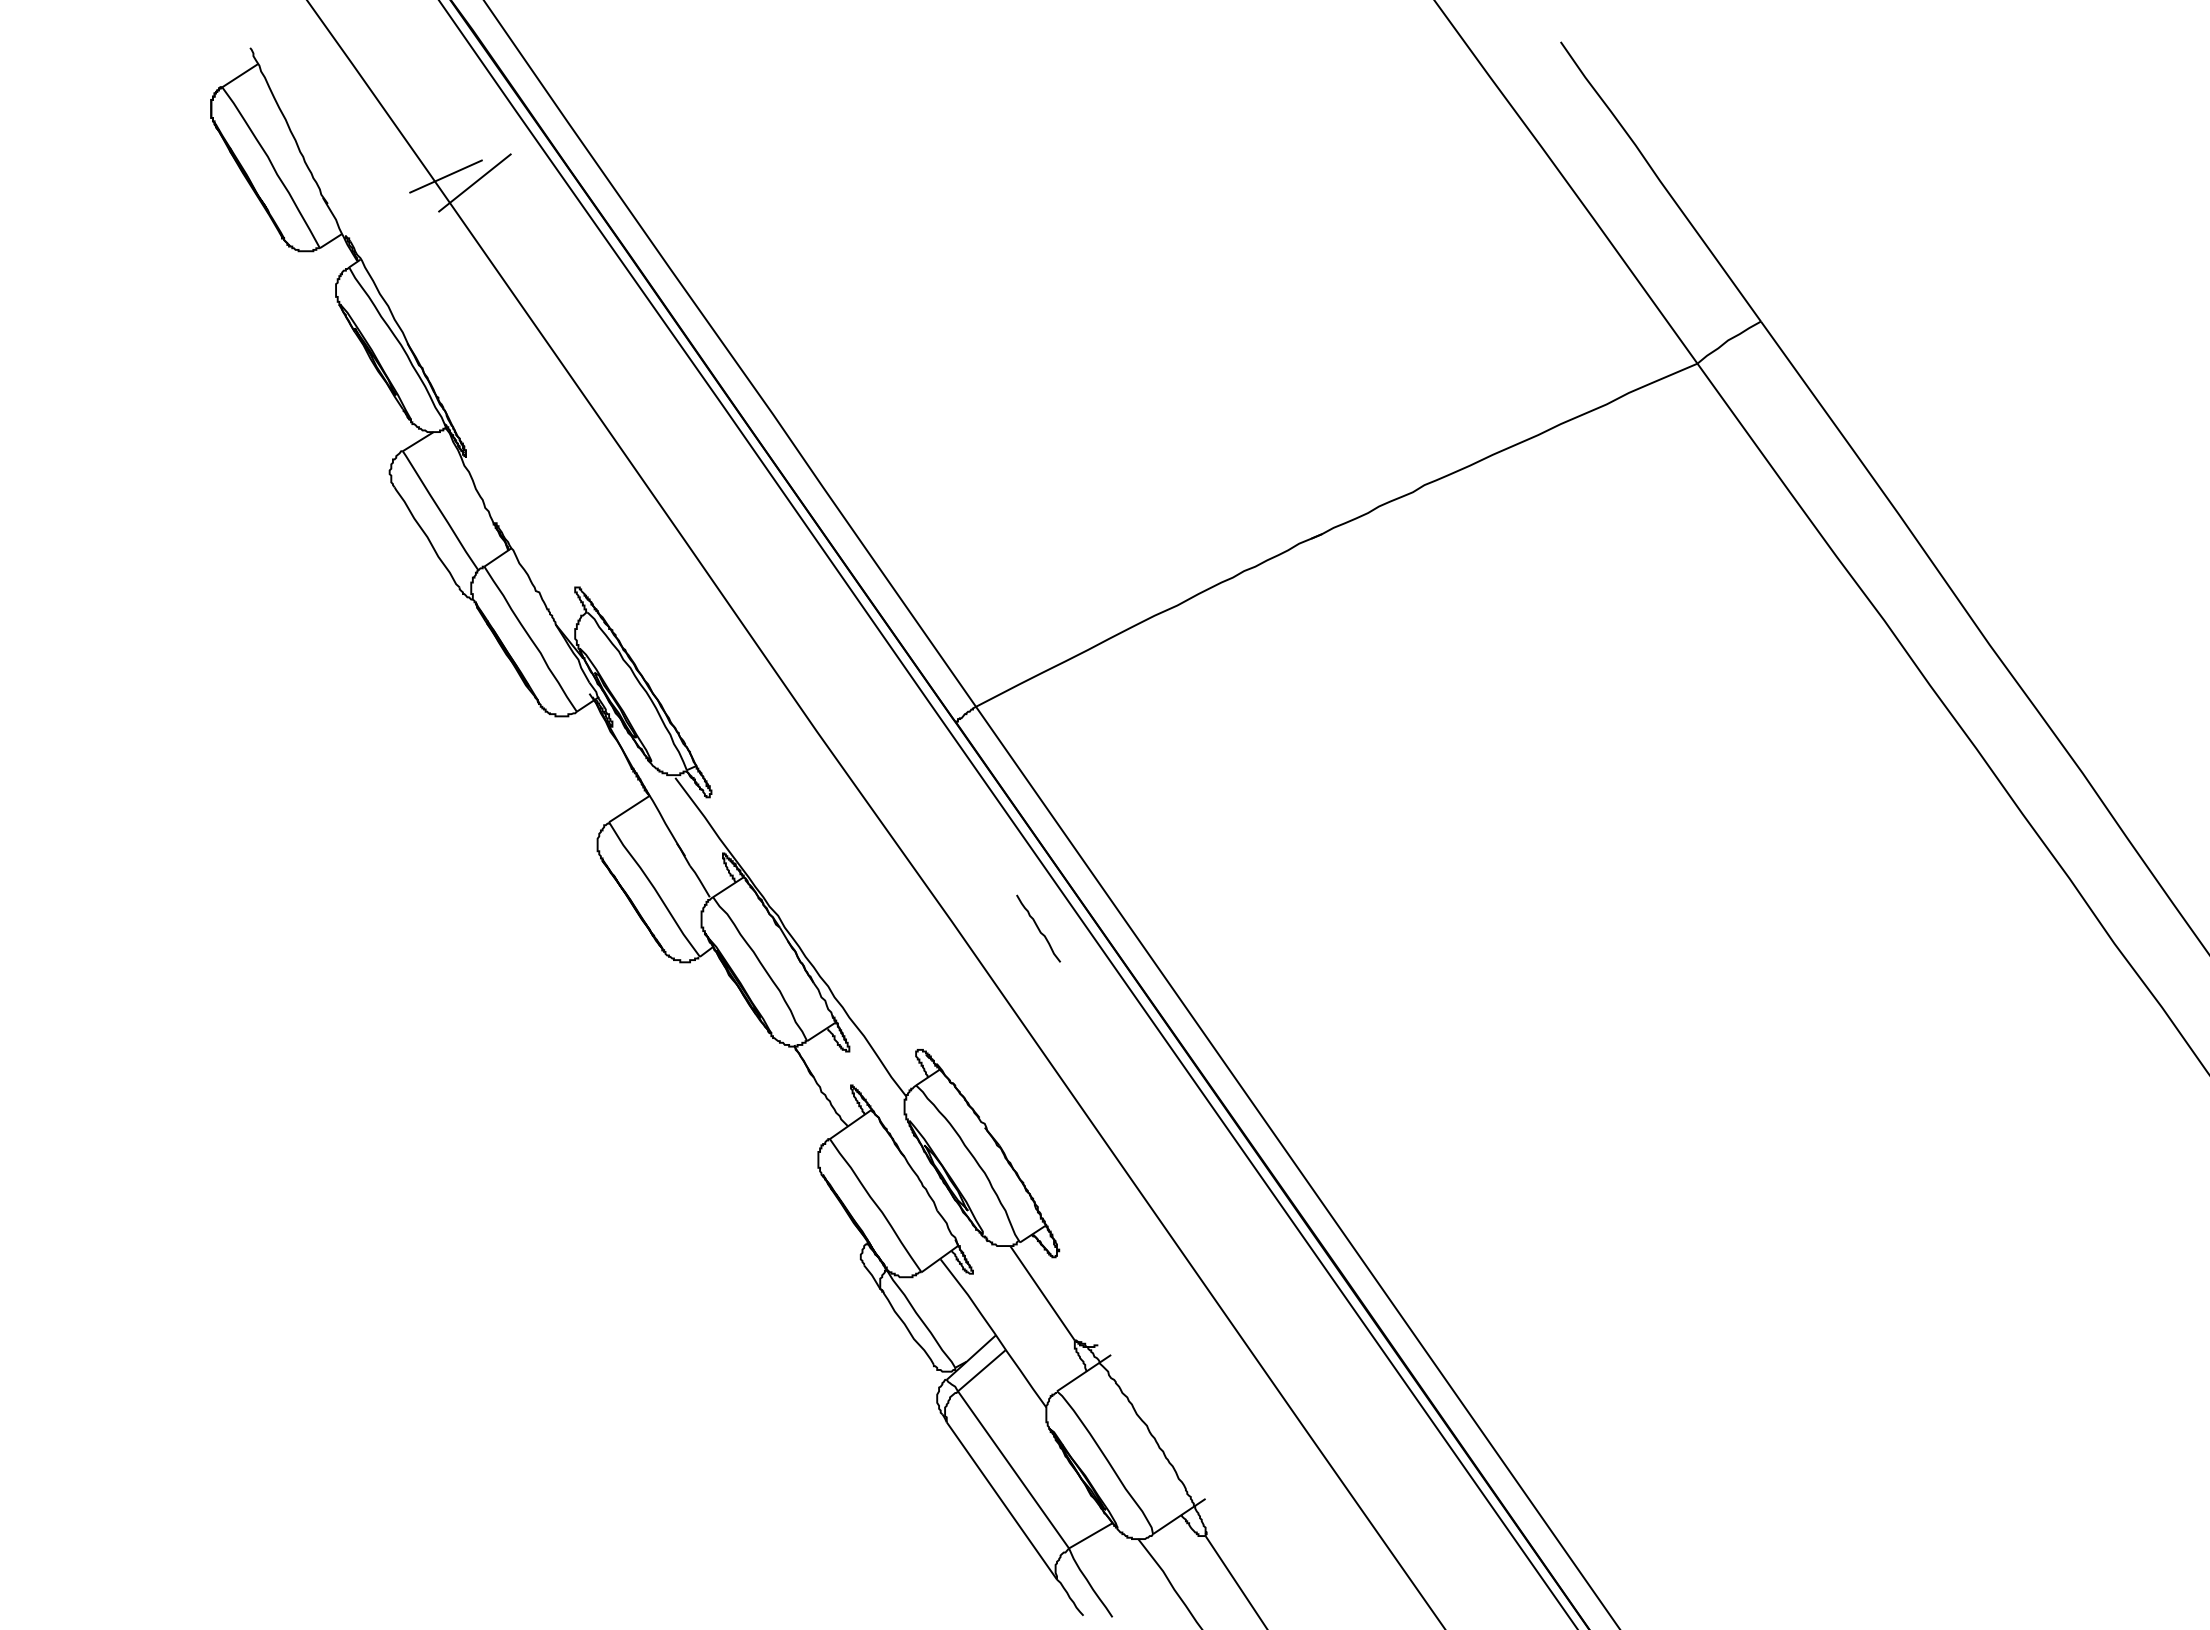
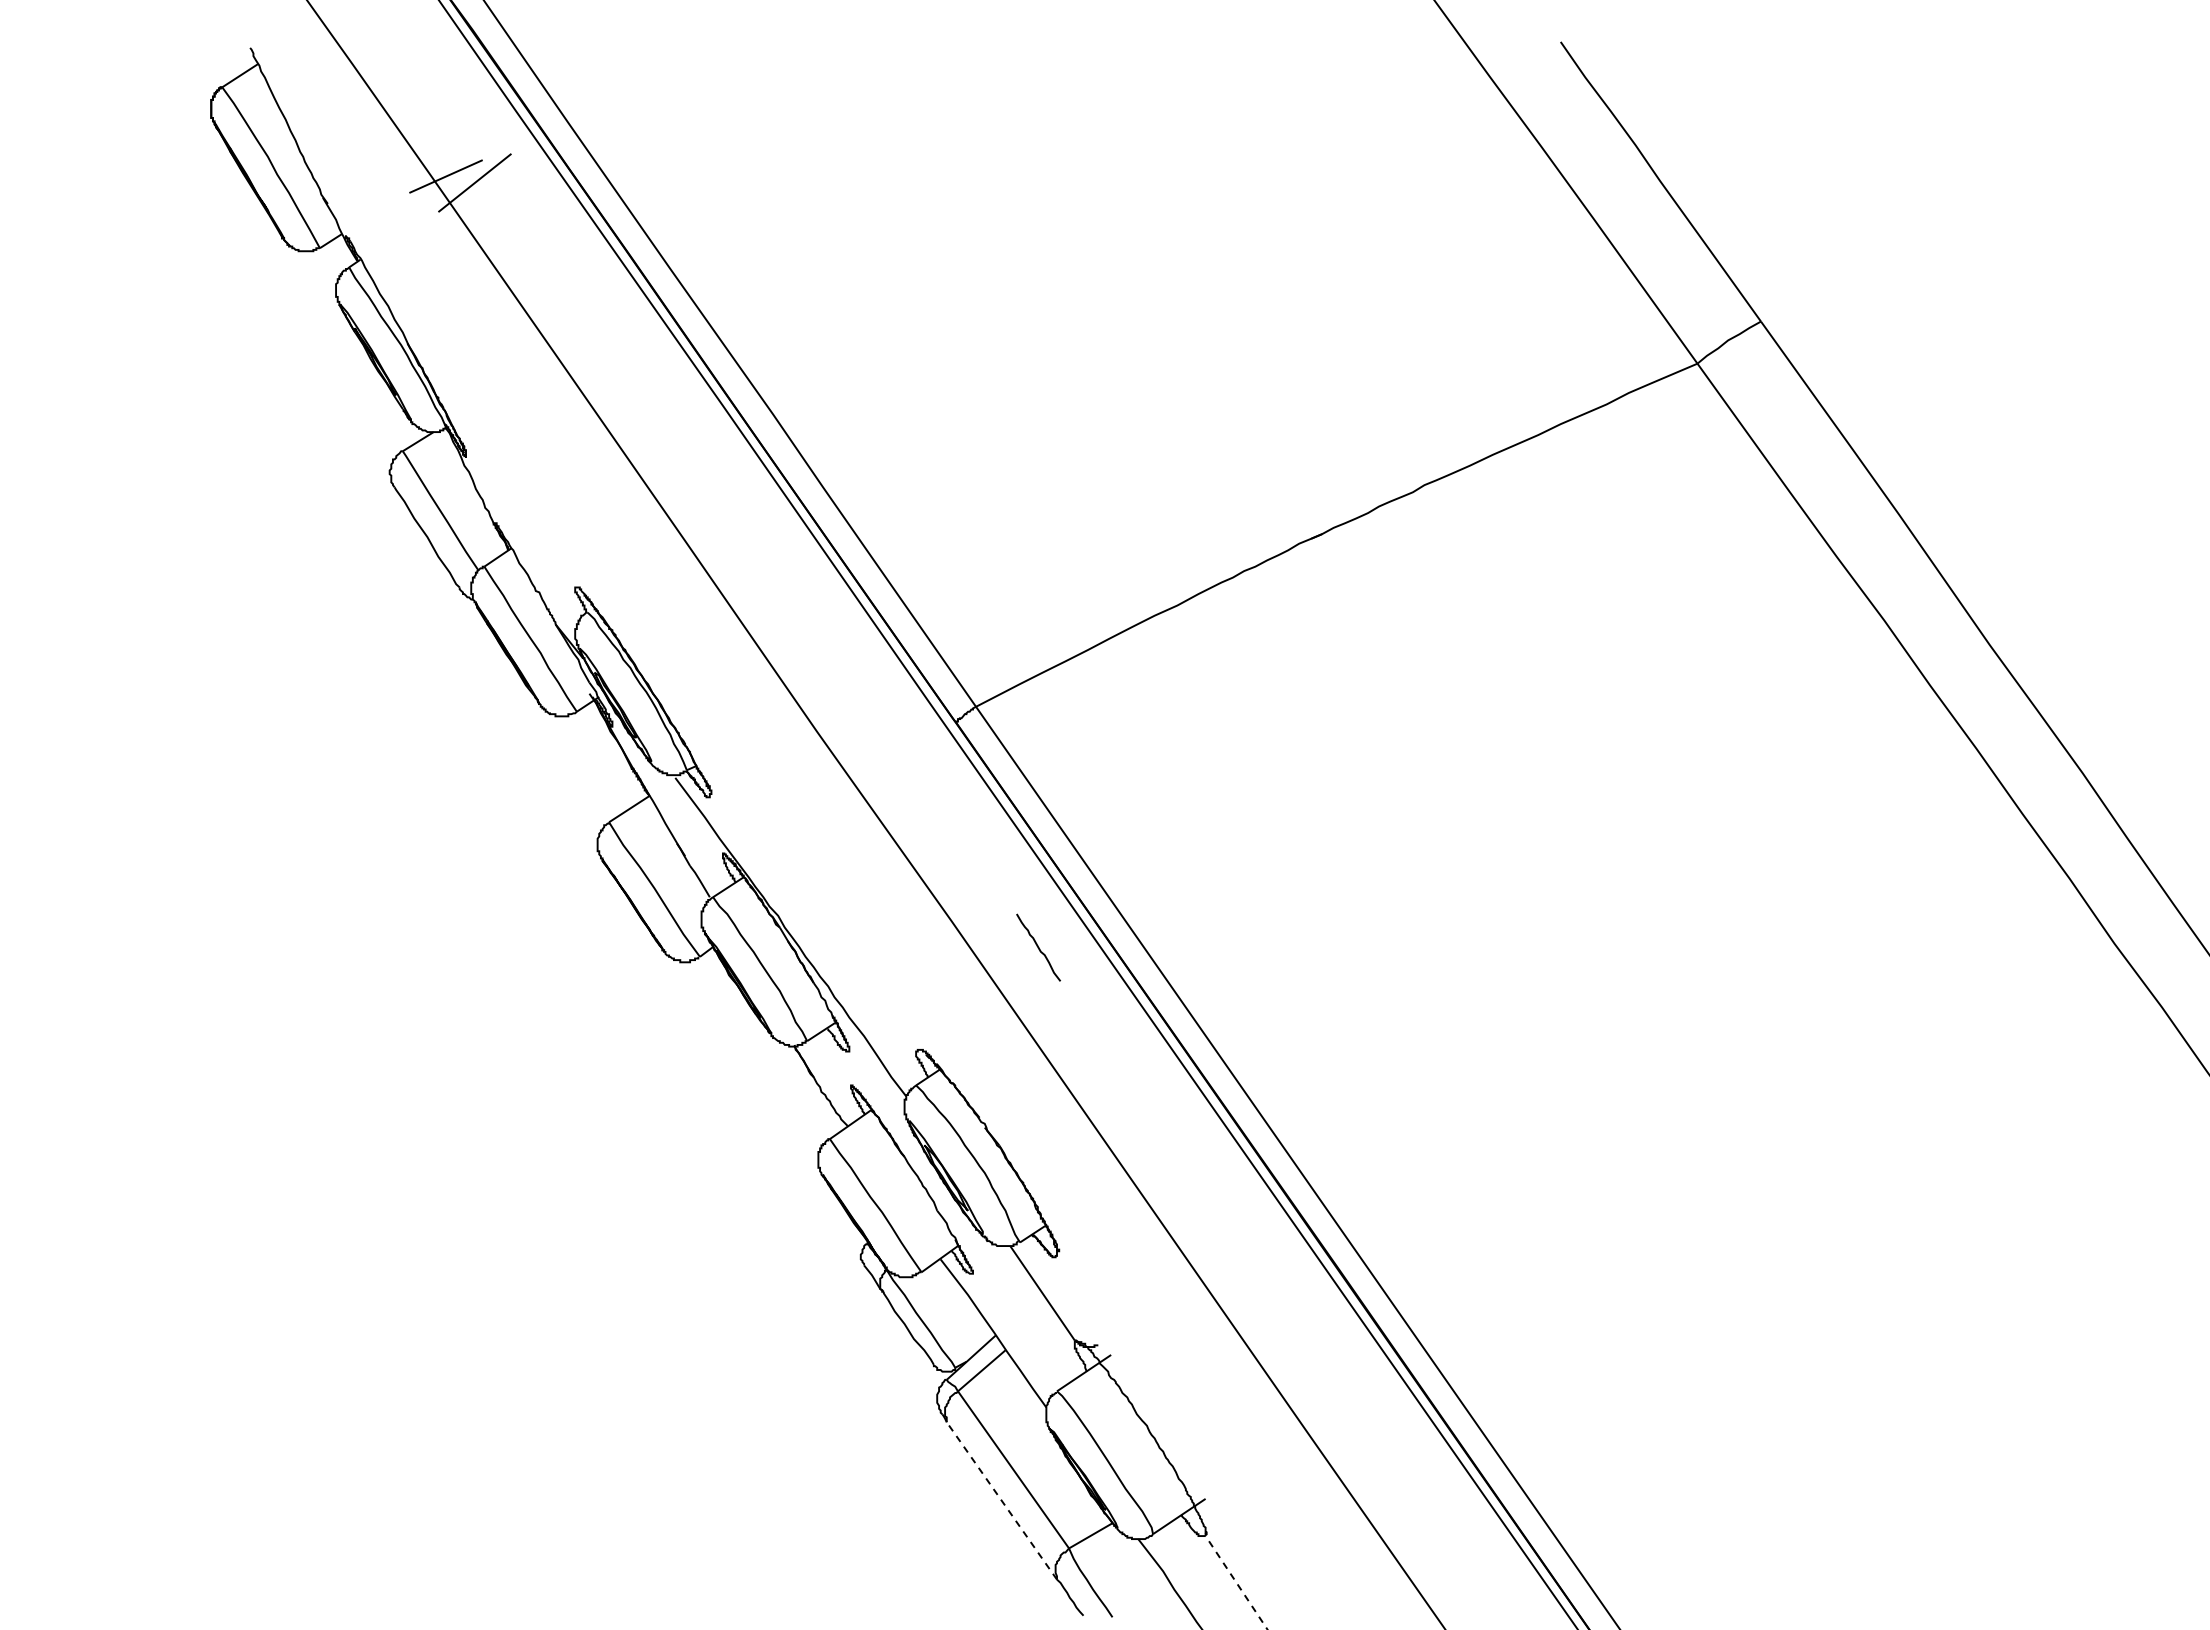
curve position: (1038, 928) -> (1038, 947) (1038, 947)
line: solid -> dashed (1001, 1500)
line: solid -> dashed (1236, 1582)
